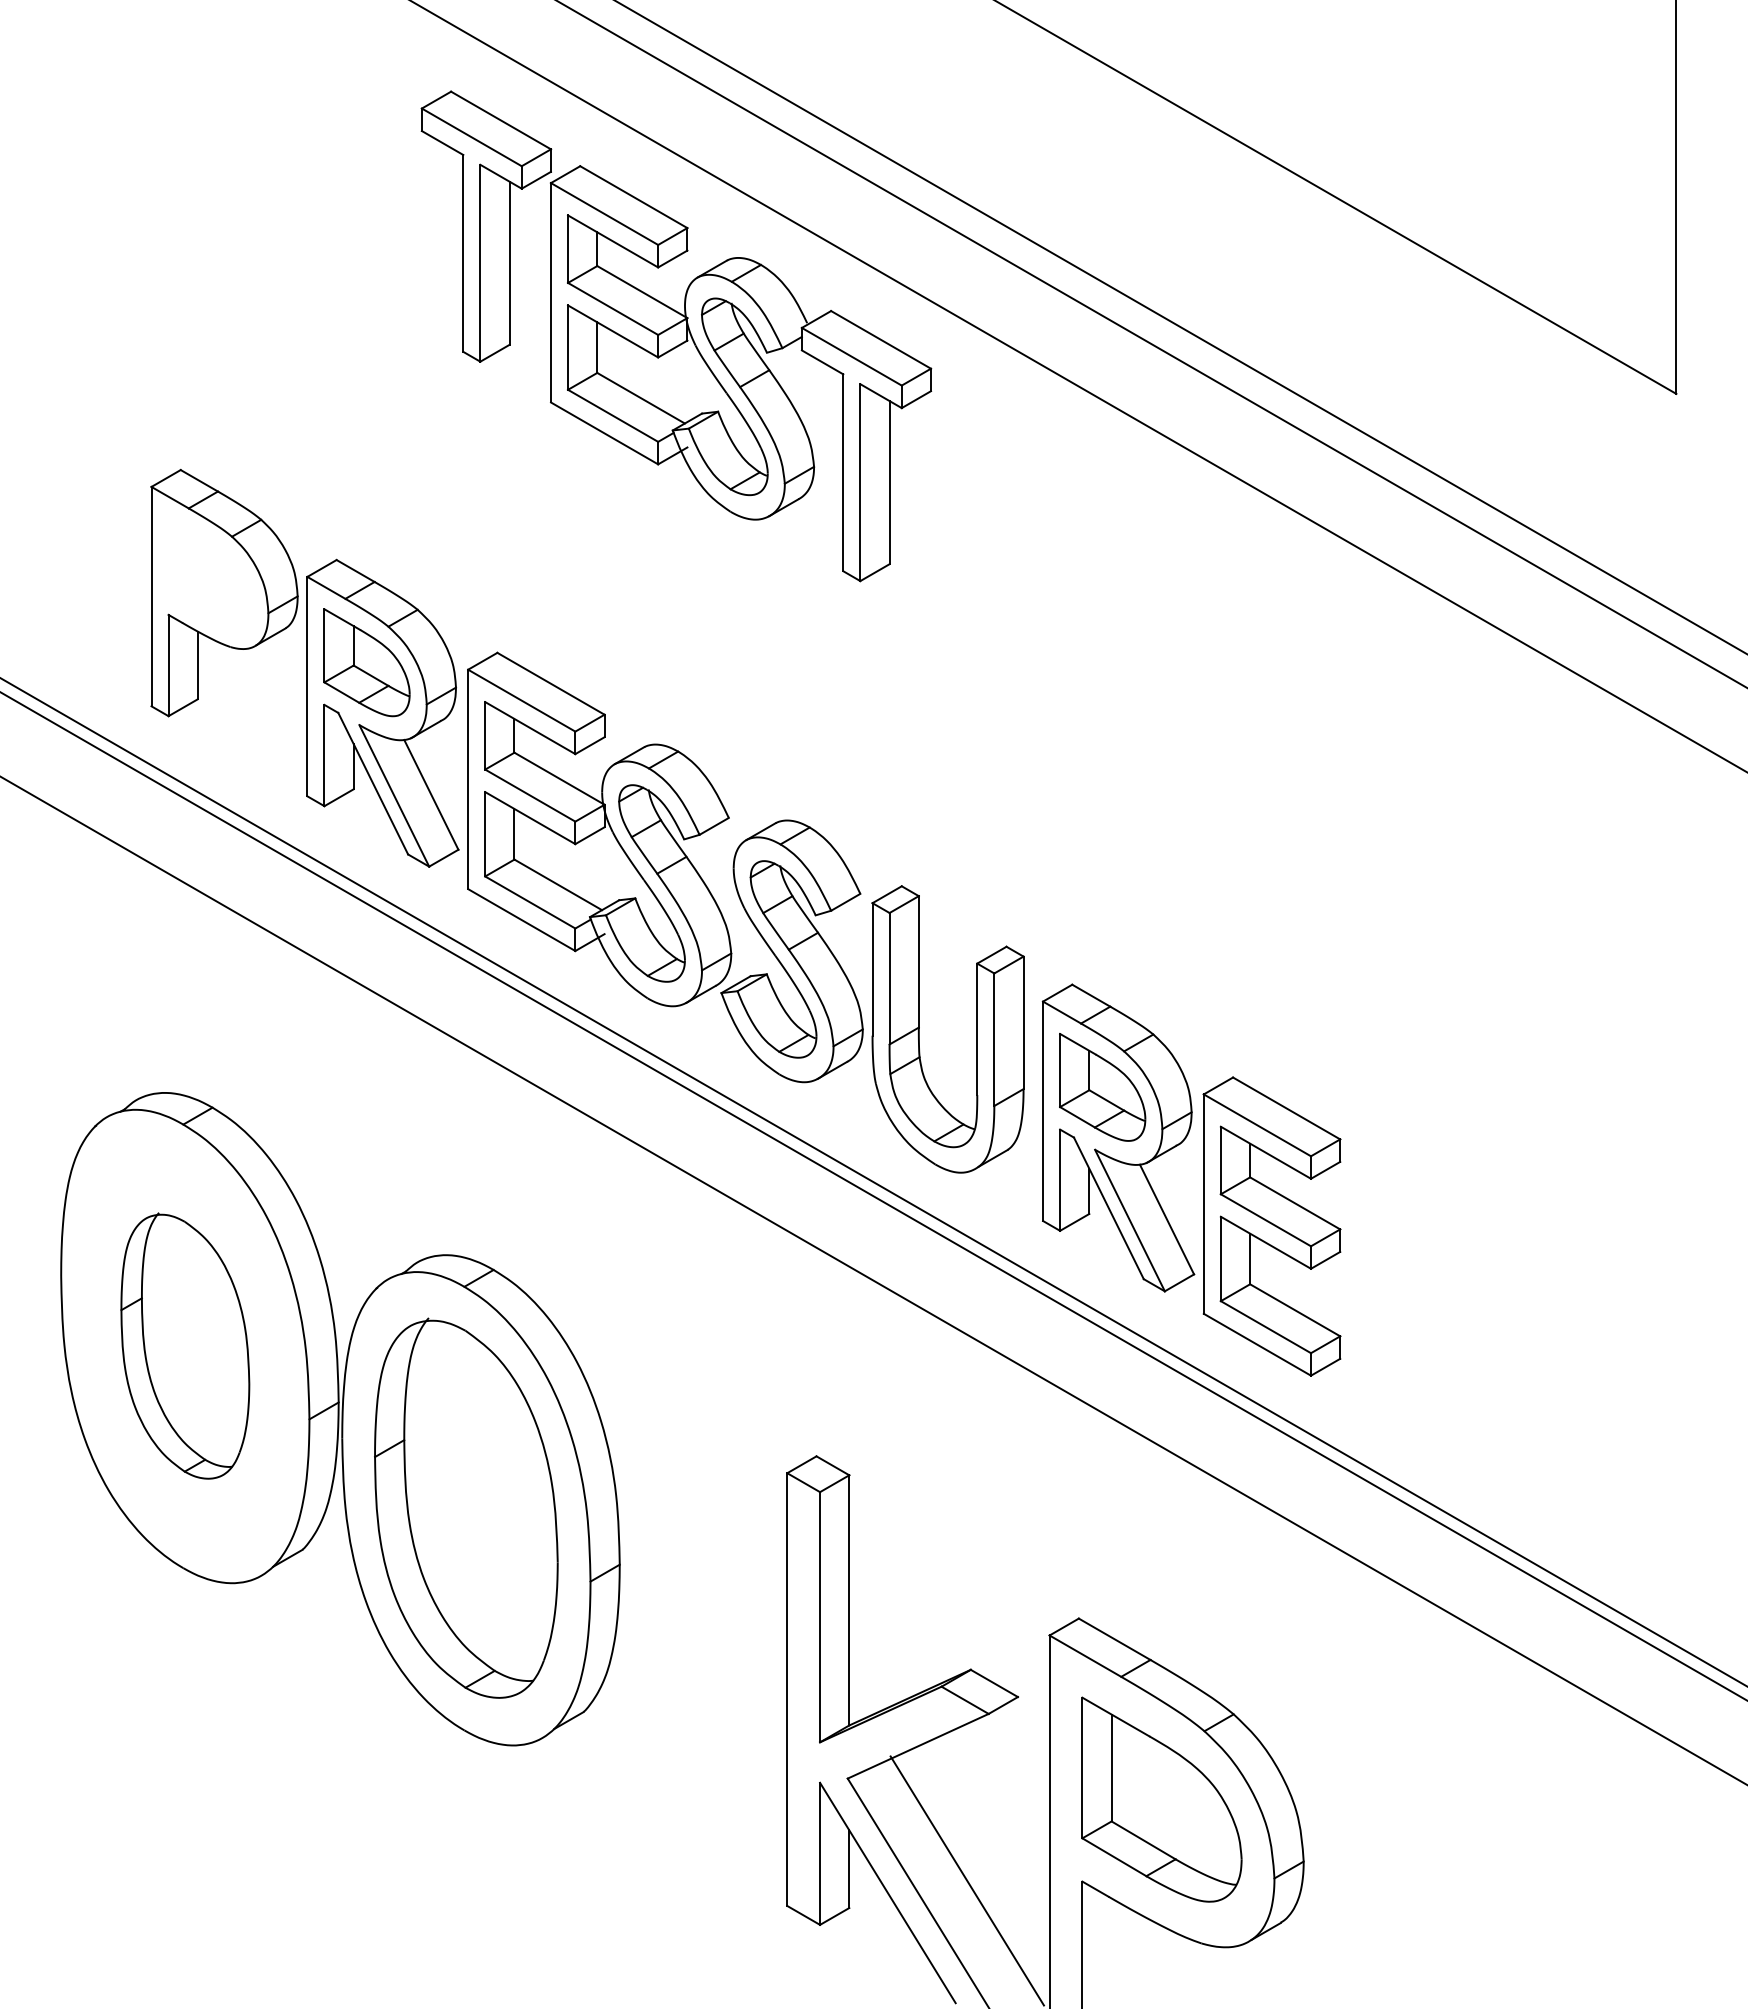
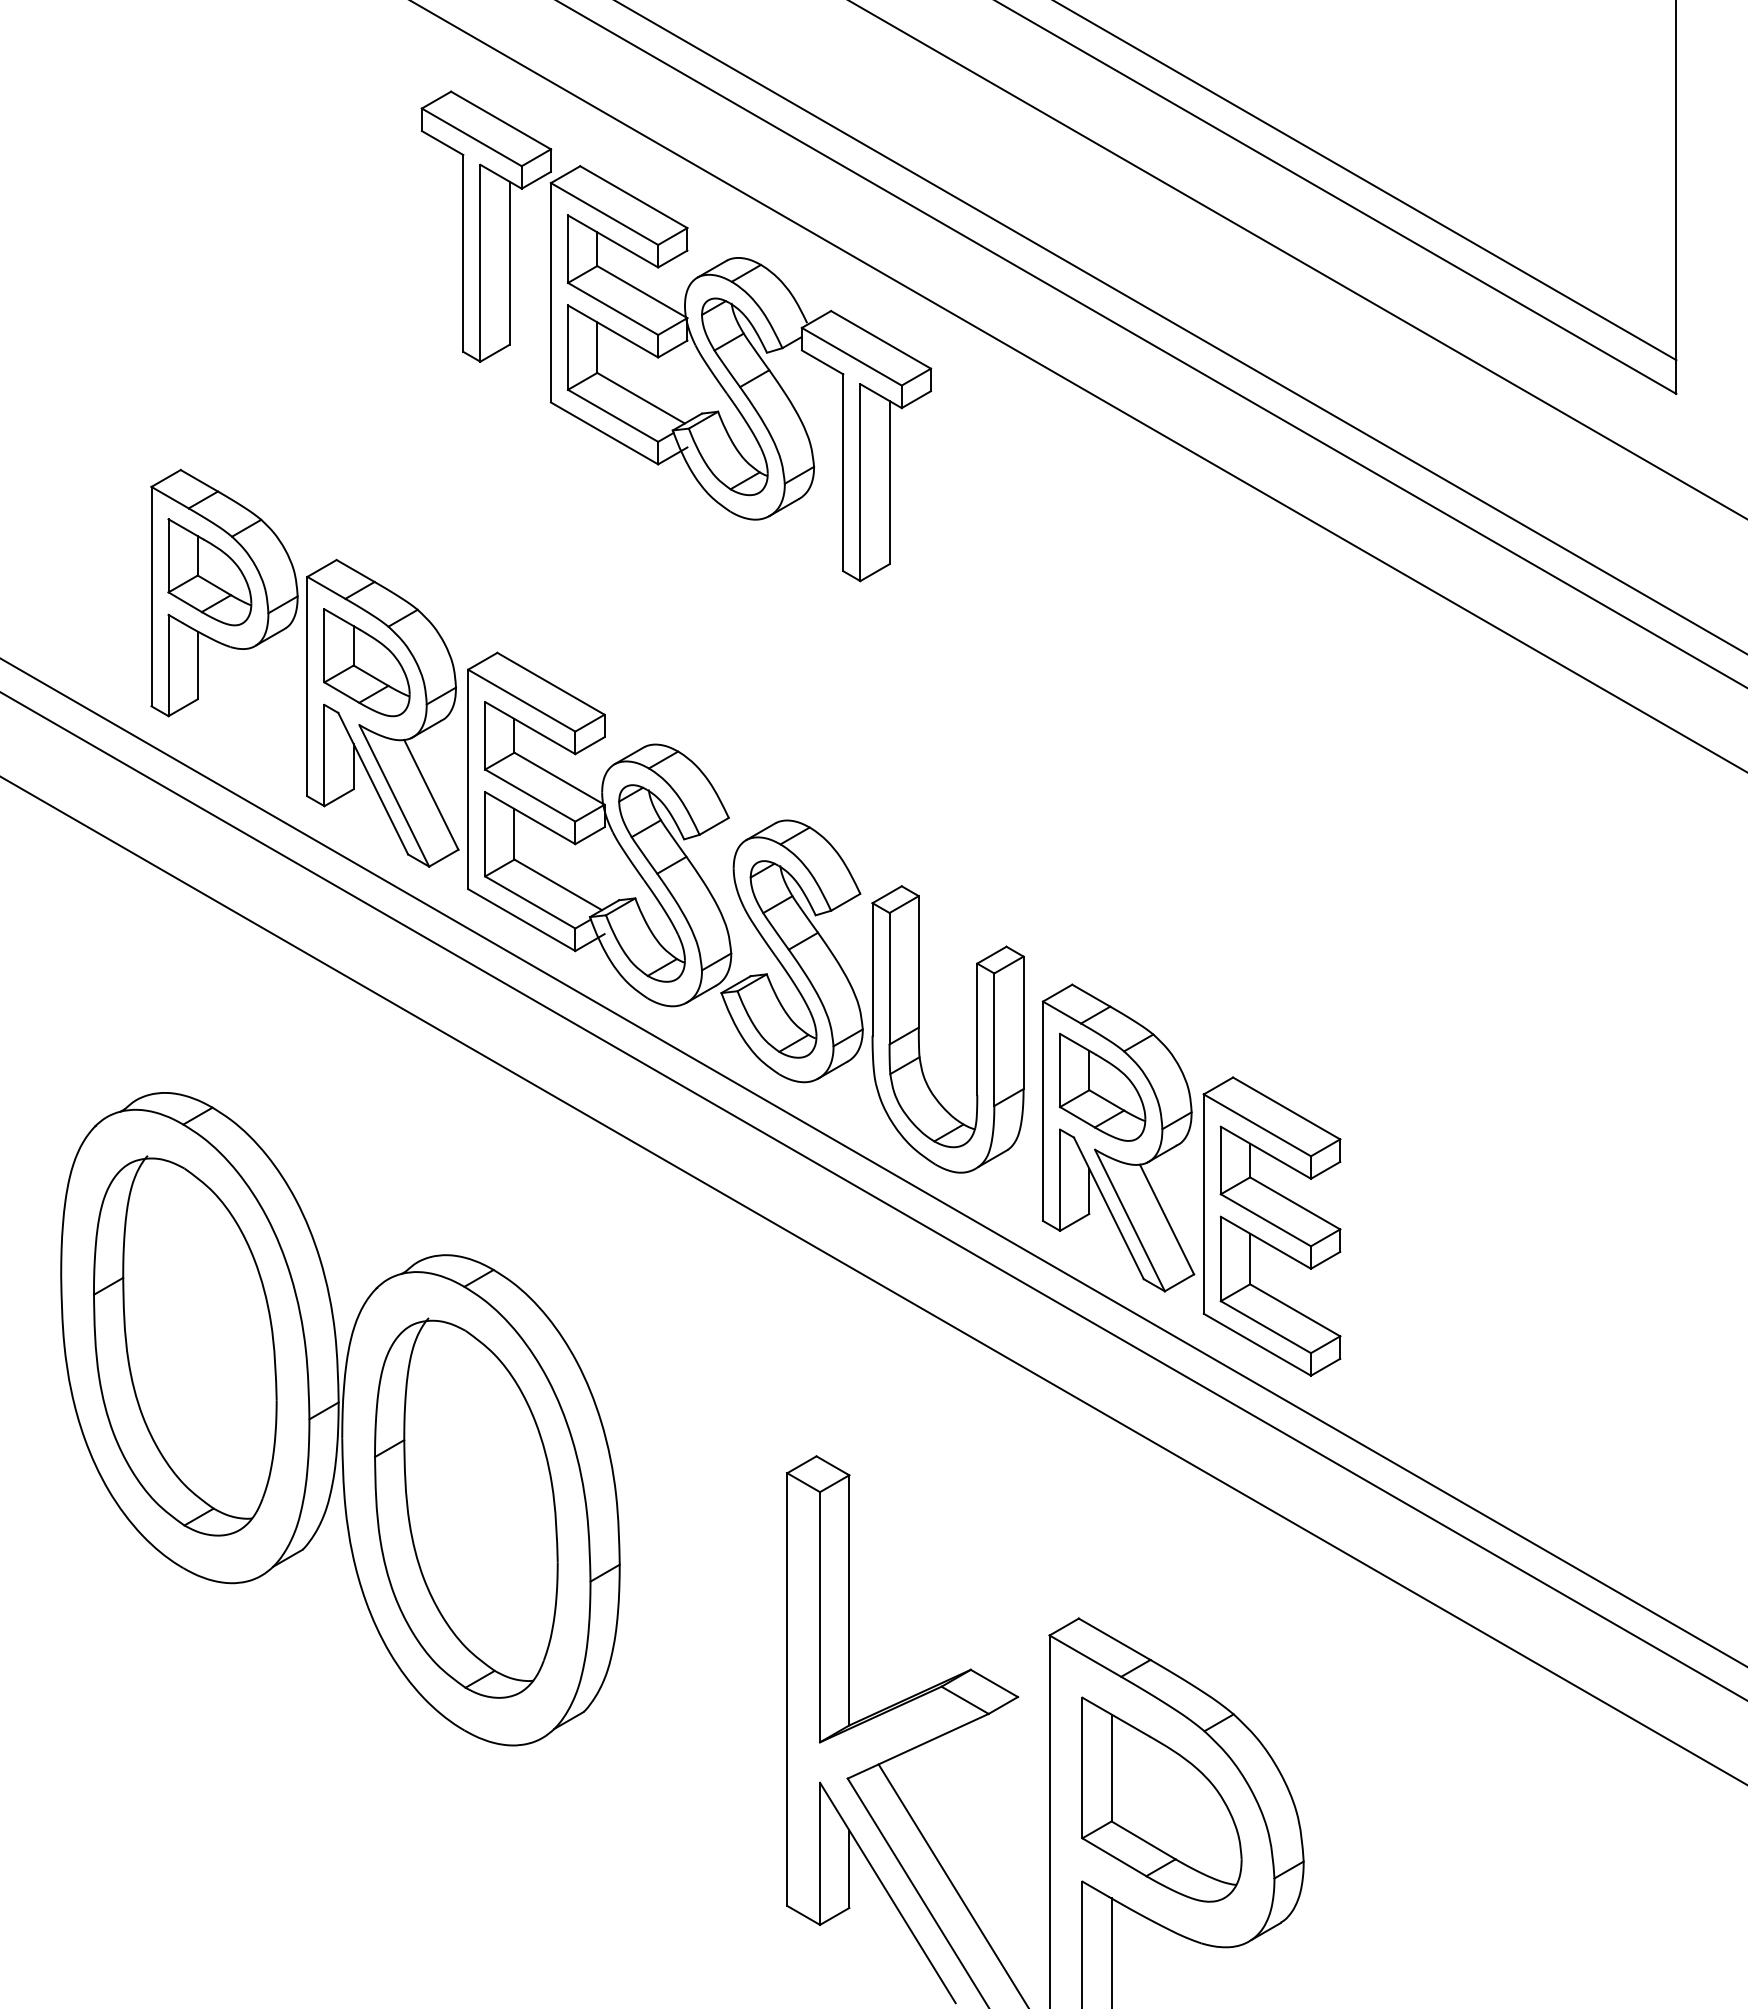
line: none -> present (1366, 181)
line: none -> present (1297, 259)
part: none -> present (209, 572)
line position: (873, 1181) -> (873, 1162) (873, 1162)
part size: 131x268 px -> 185x382 px (185, 1345)
line position: (966, 1880) -> (952, 1884) (952, 1884)
line: none -> present (1111, 1951)
